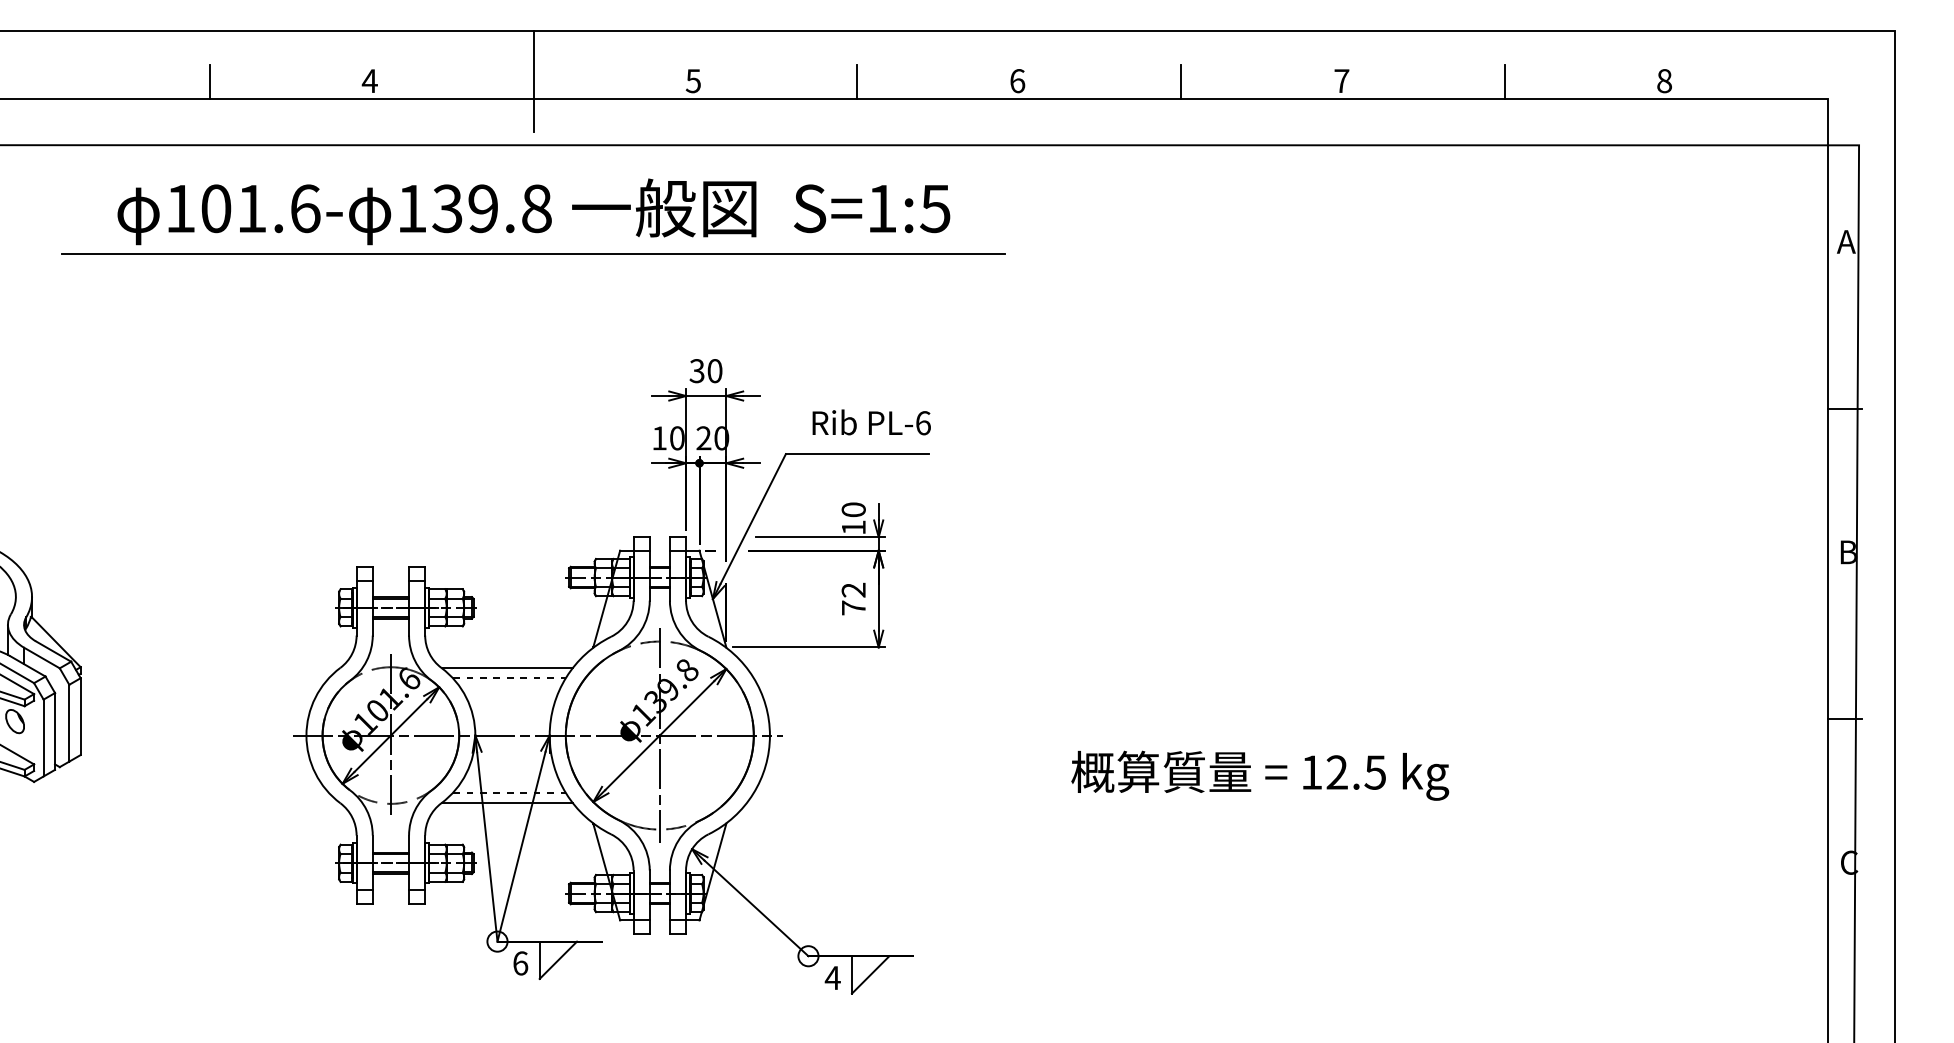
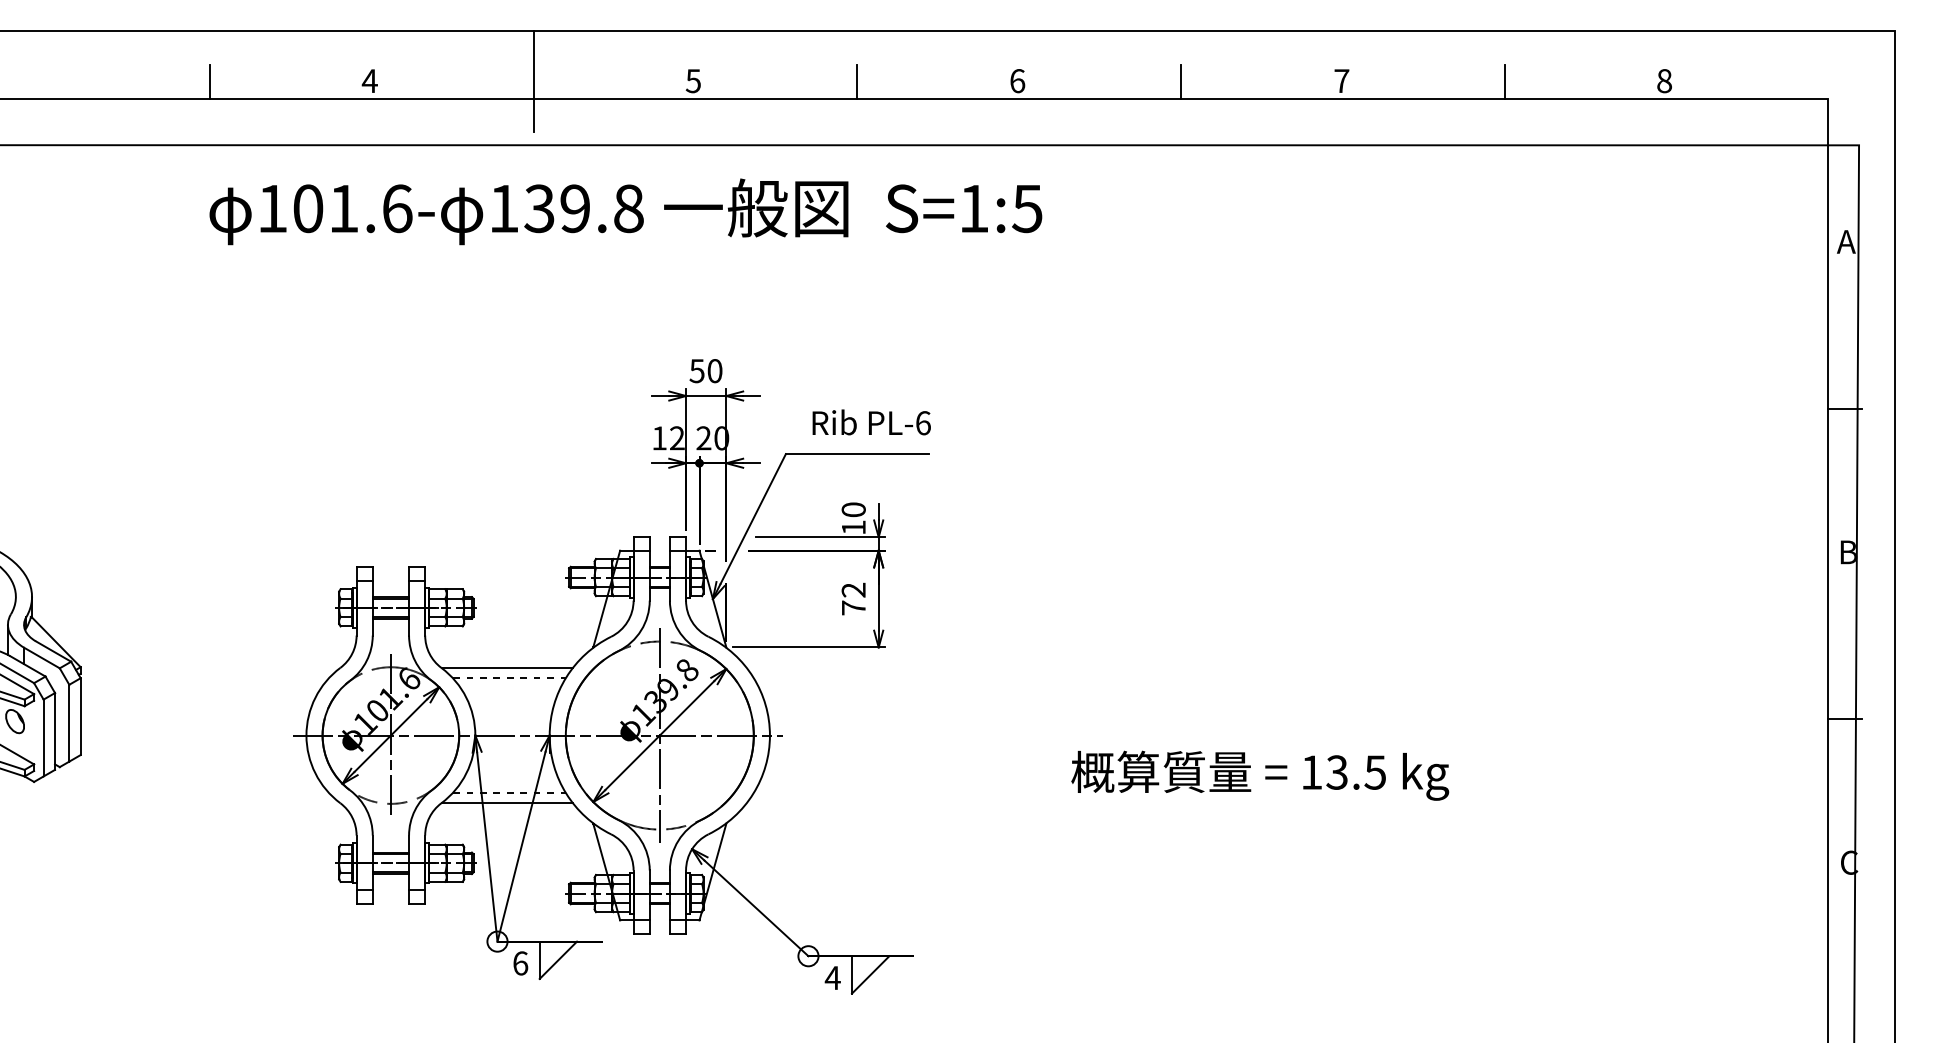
text position: (533, 211) -> (625, 211) (625, 211)
line: present -> none (533, 253)
text: 30 -> 50 (696, 370)
text: 10 -> 12 (677, 438)
text: 12.5 -> 13.5 (1336, 772)
